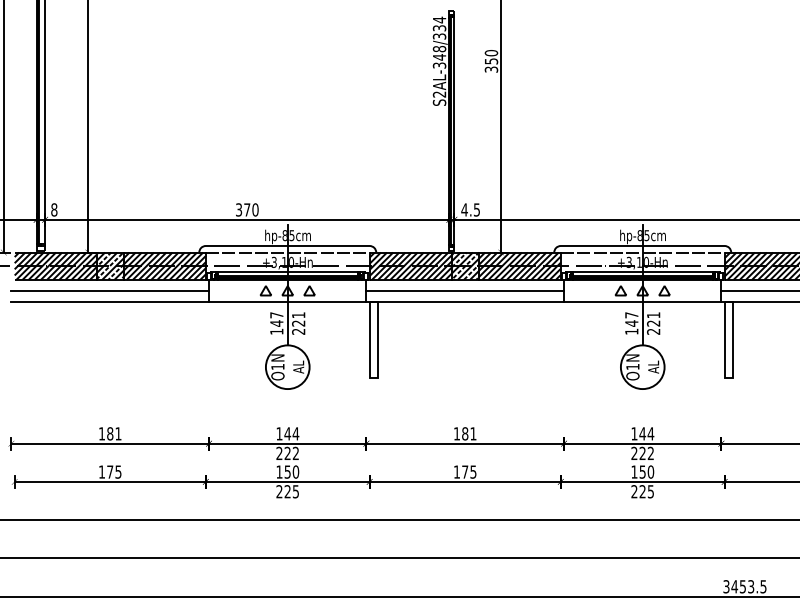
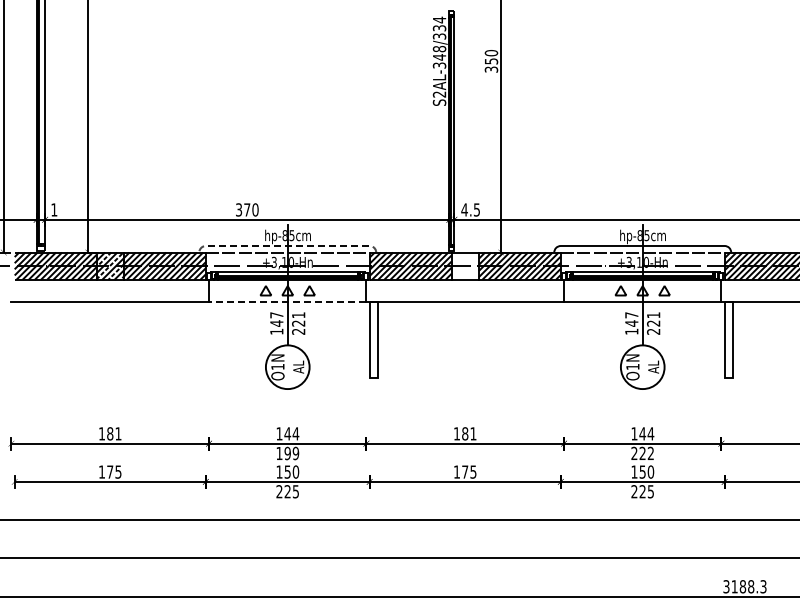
text: 8 -> 1 (54, 209)
line: solid -> dashed (287, 246)
hatch: present -> none (464, 265)
line: present -> none (110, 290)
line: present -> none (465, 290)
line: present -> none (758, 290)
line: solid -> dashed (287, 301)
text: 222 -> 199 (287, 453)
text: 3453.5 -> 3188.3 (748, 586)
